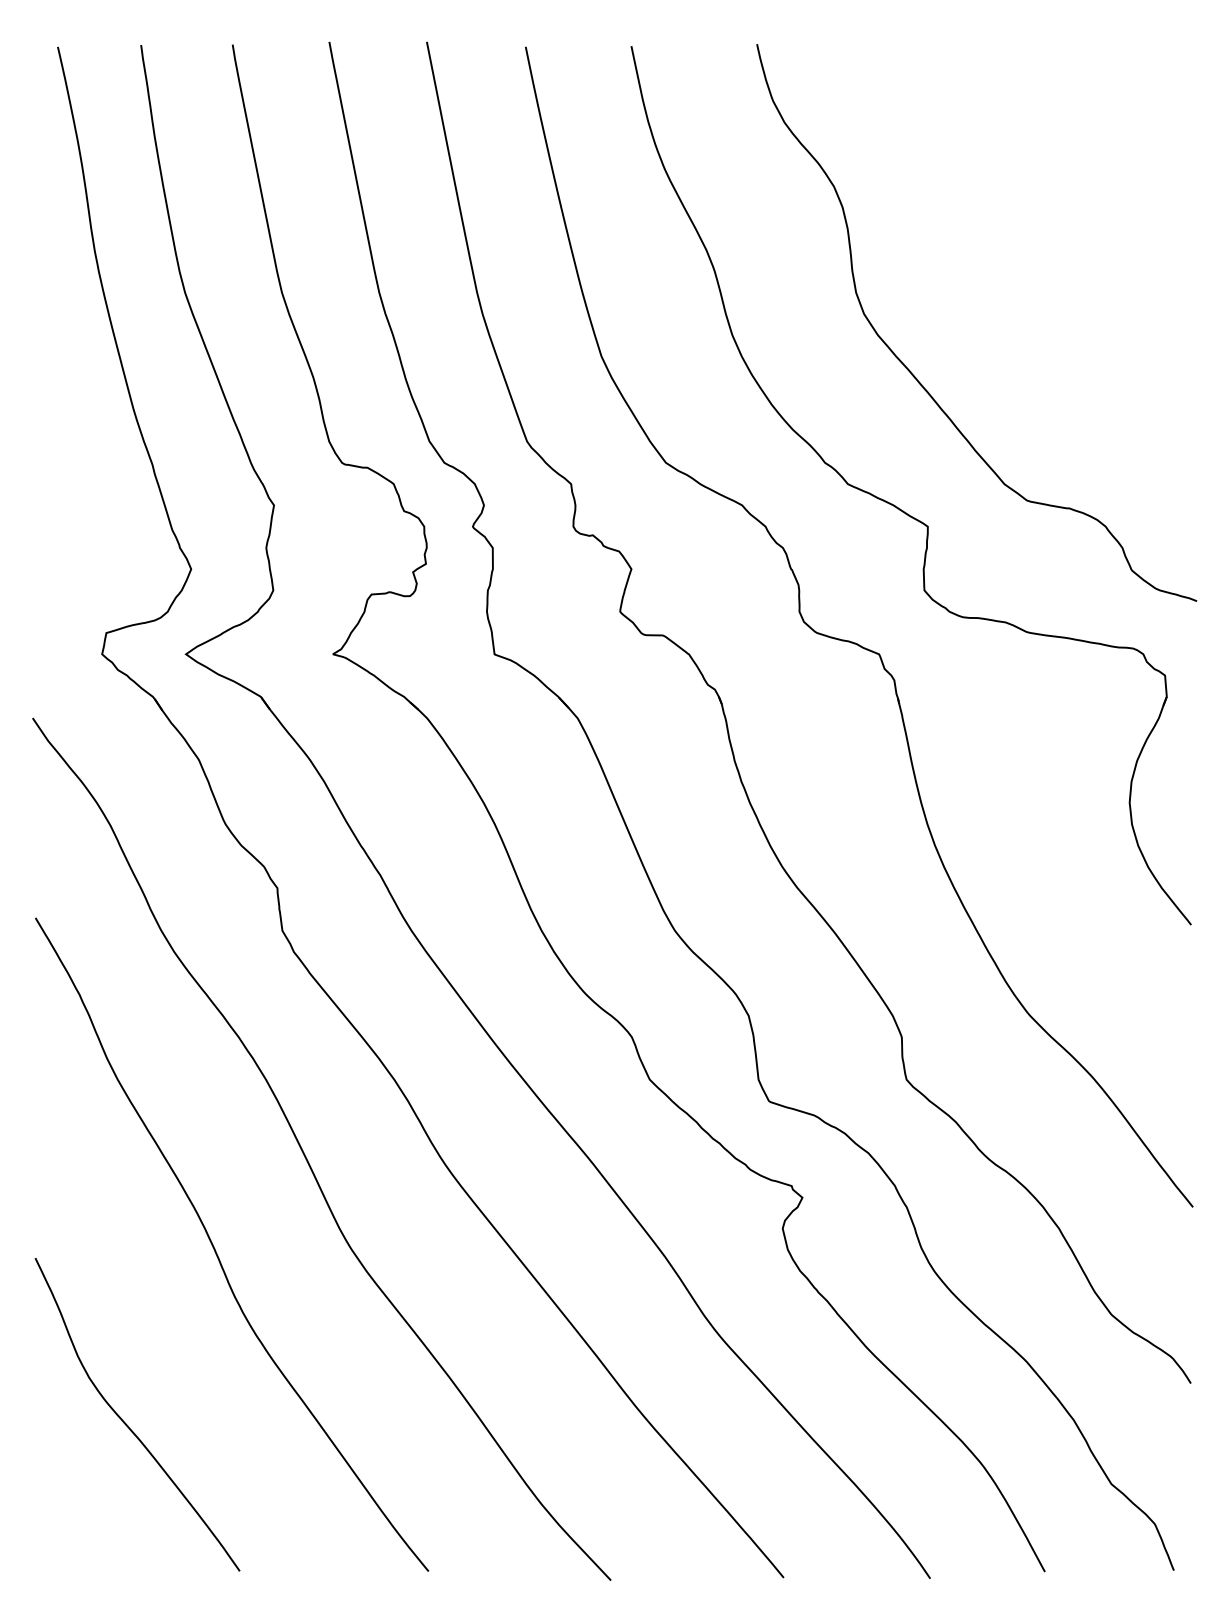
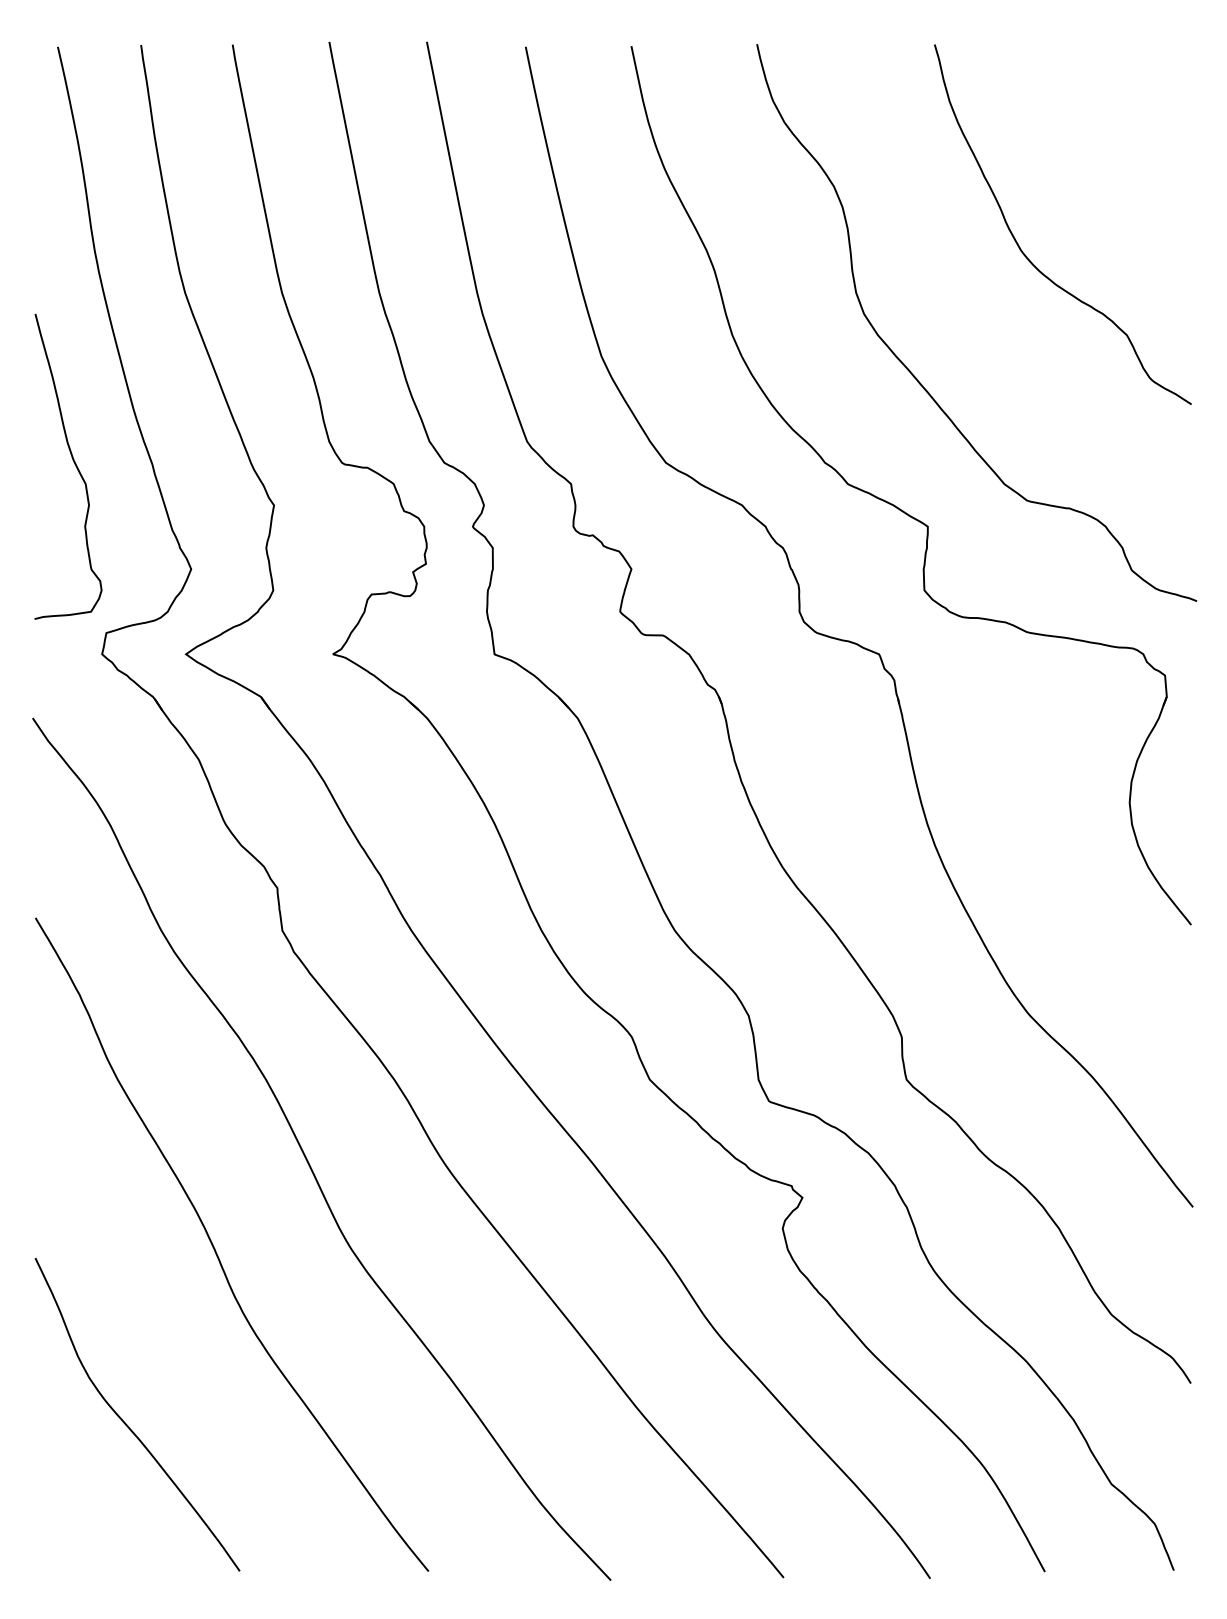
curve: none -> present (1023, 251)
curve: none -> present (74, 464)
